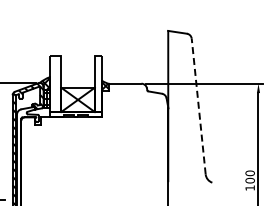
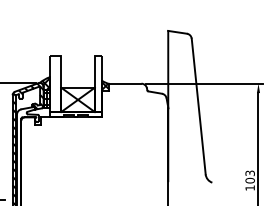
line: dashed -> solid (198, 106)
text: 100 -> 103 (249, 173)
